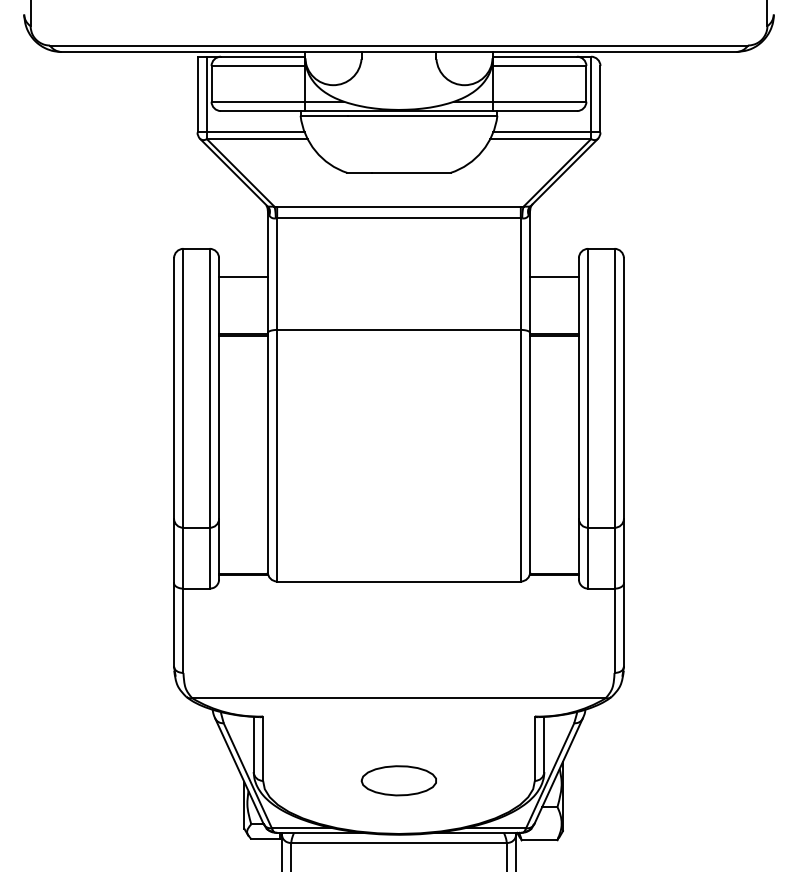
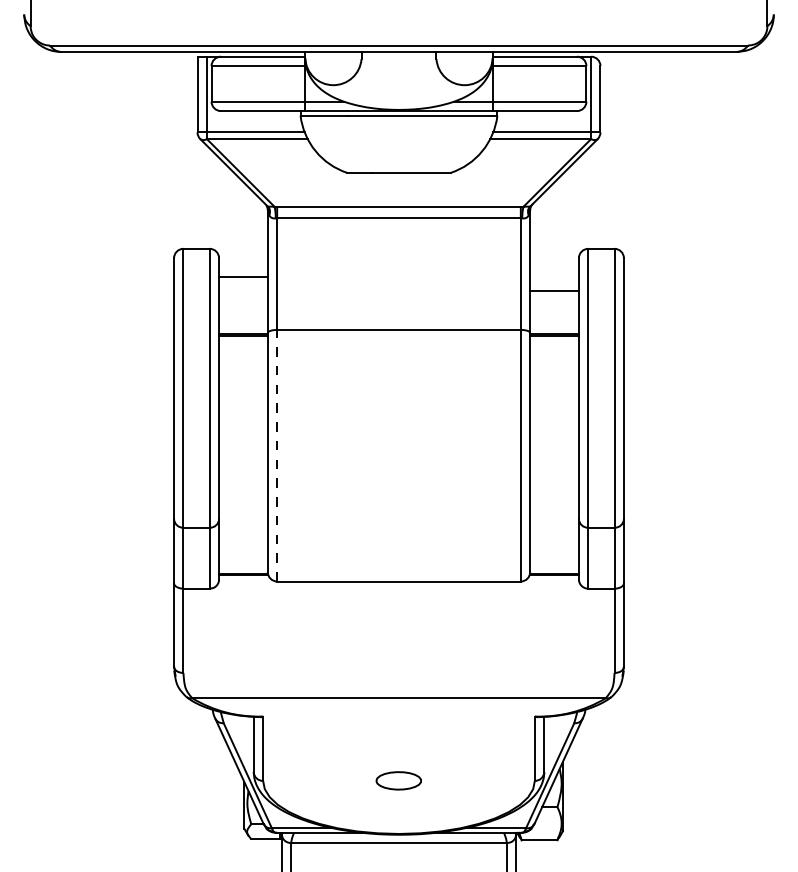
line position: (554, 276) -> (554, 290) (554, 290)
line: solid -> dashed (277, 455)
part size: 77x32 px -> 47x20 px (398, 780)
